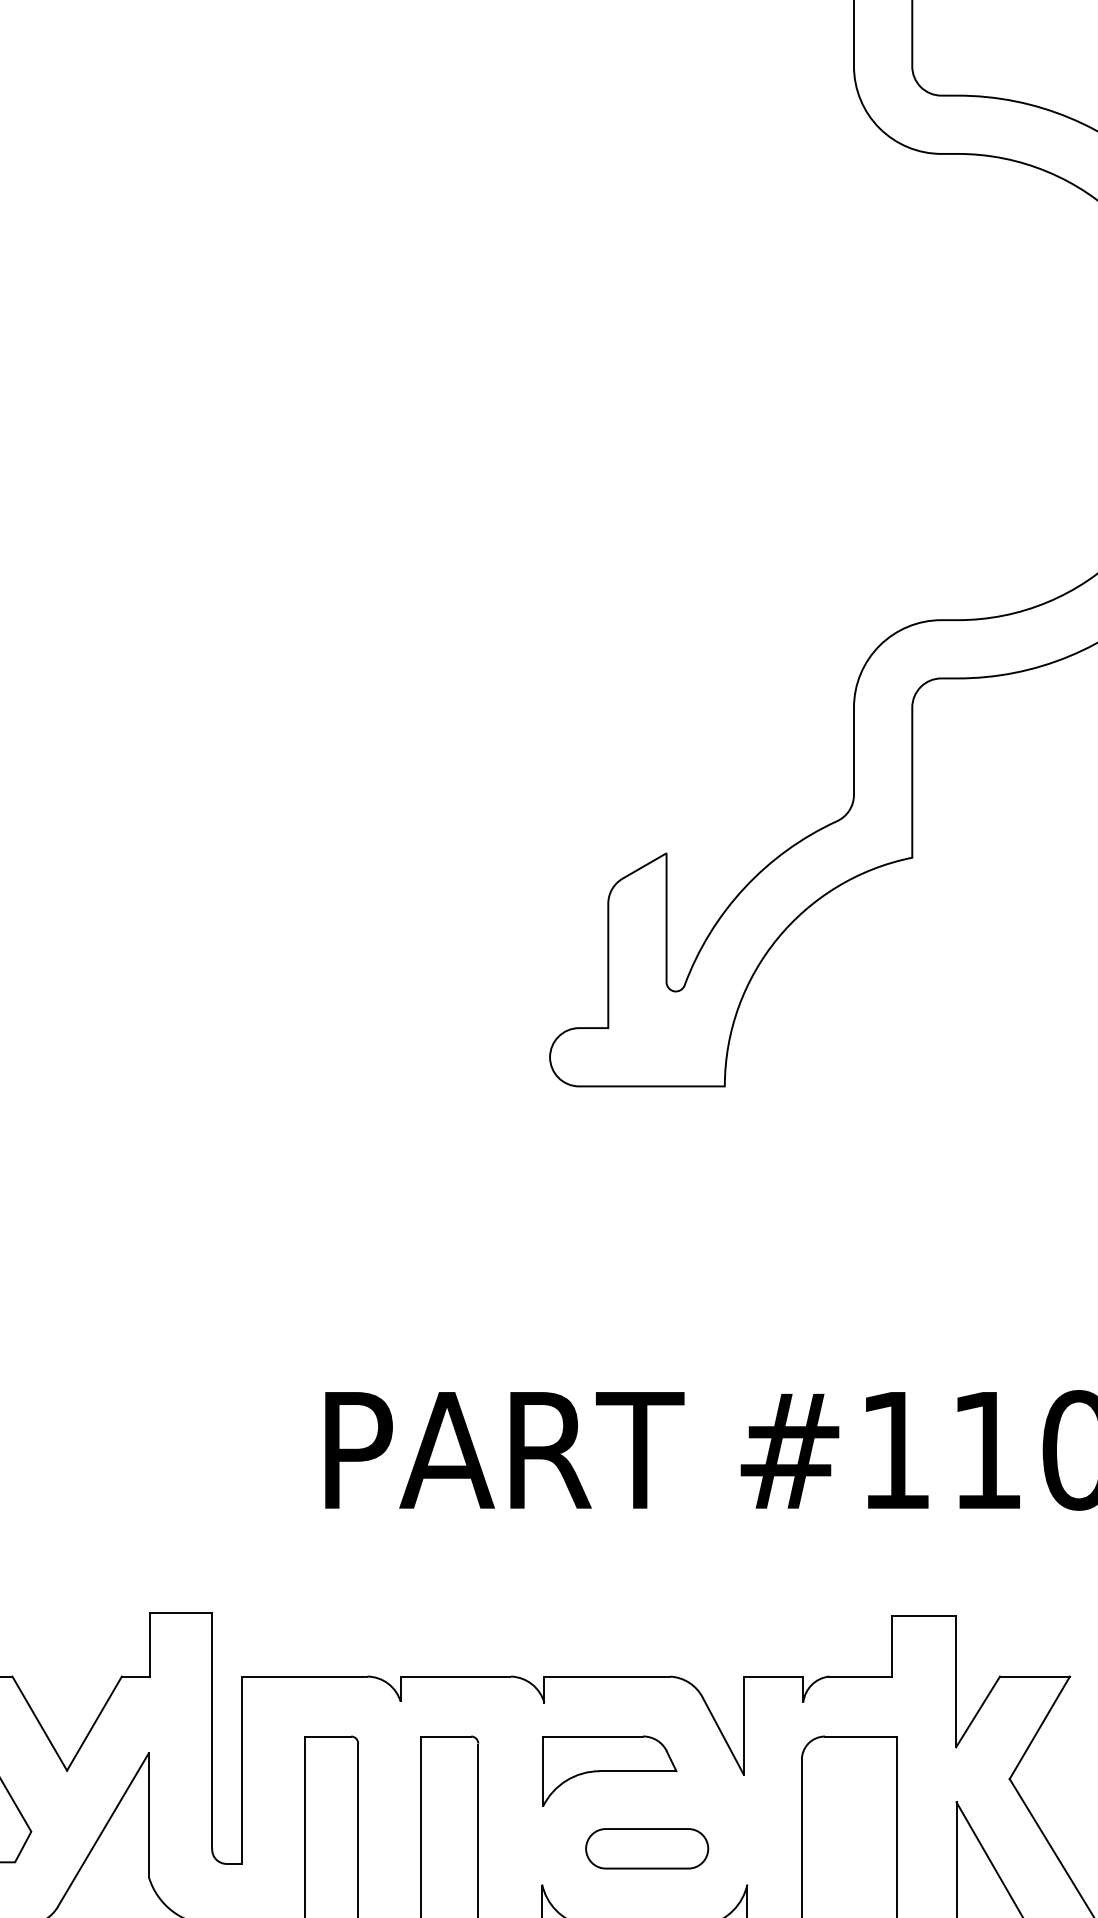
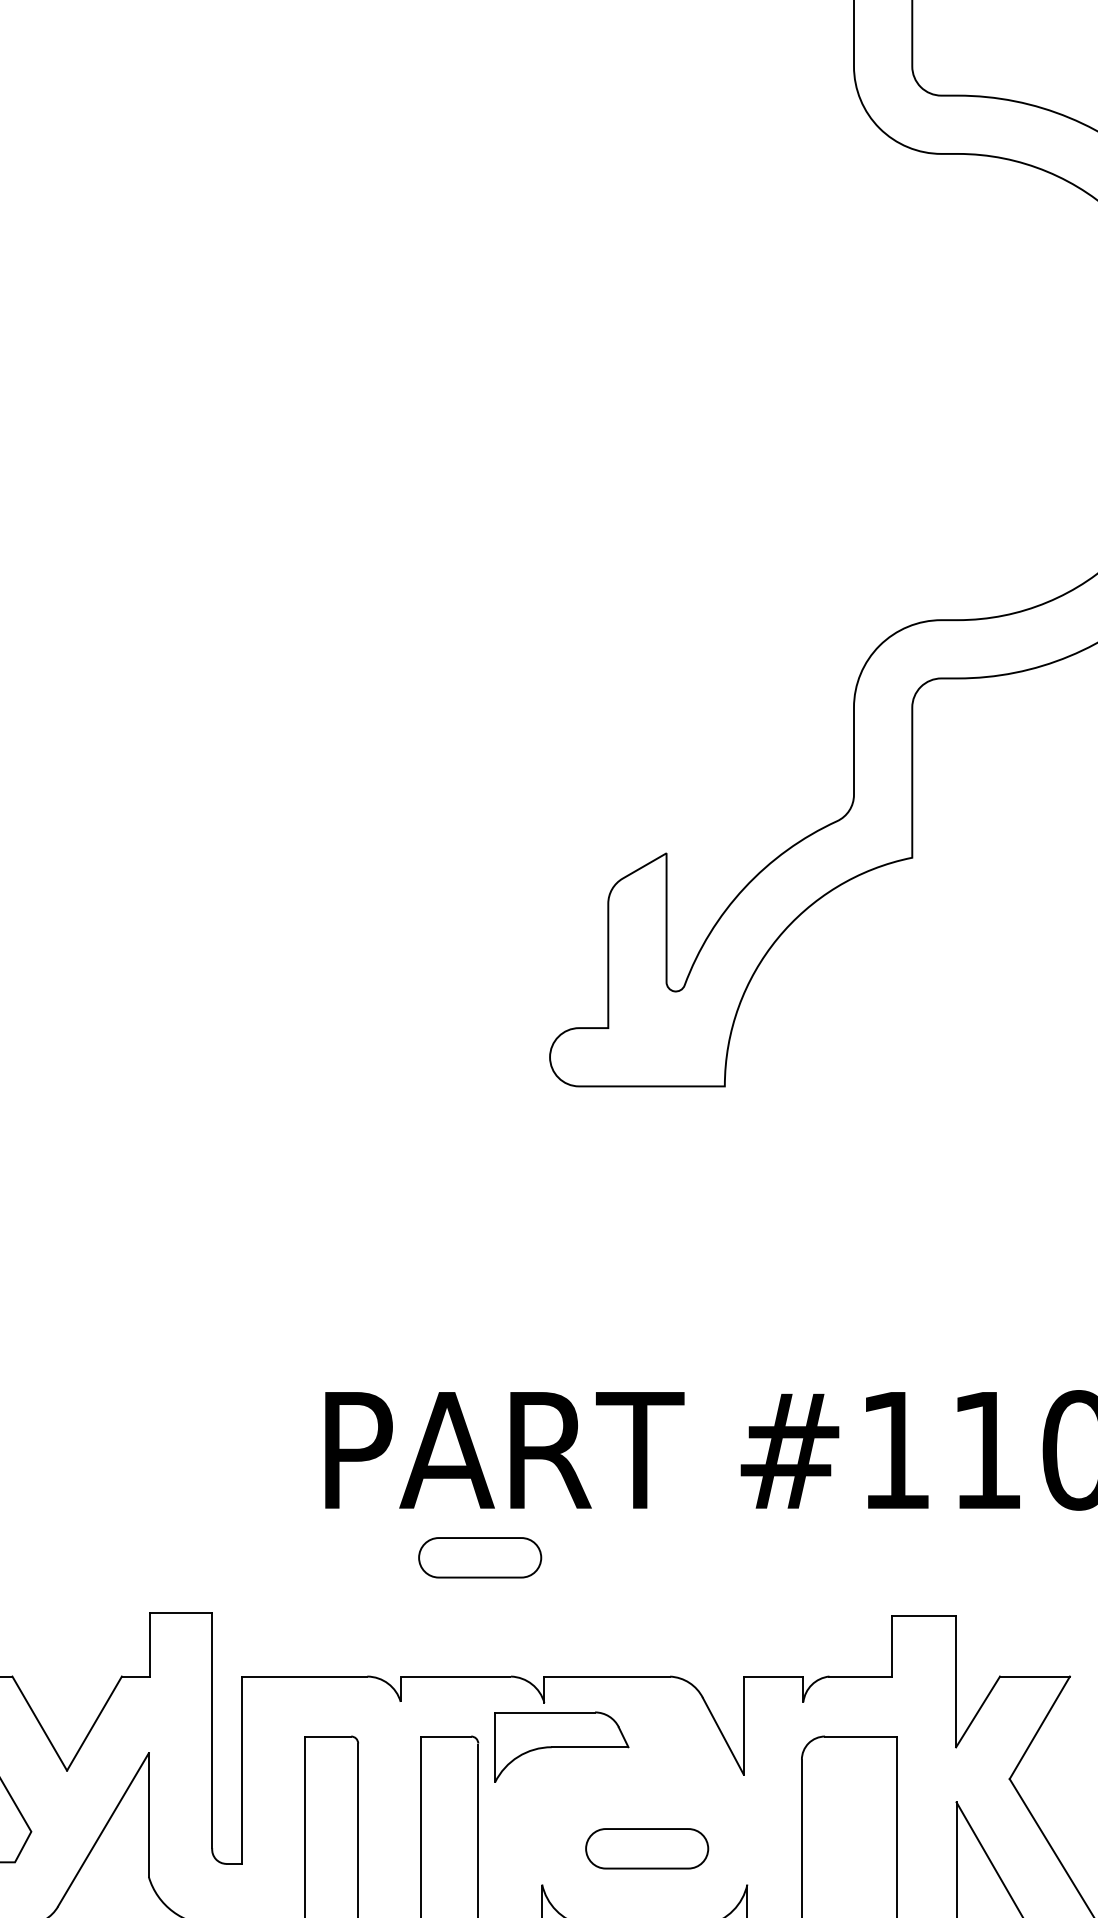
part: none -> present (480, 1557)
part position: (609, 1770) -> (561, 1746) (561, 1746)
